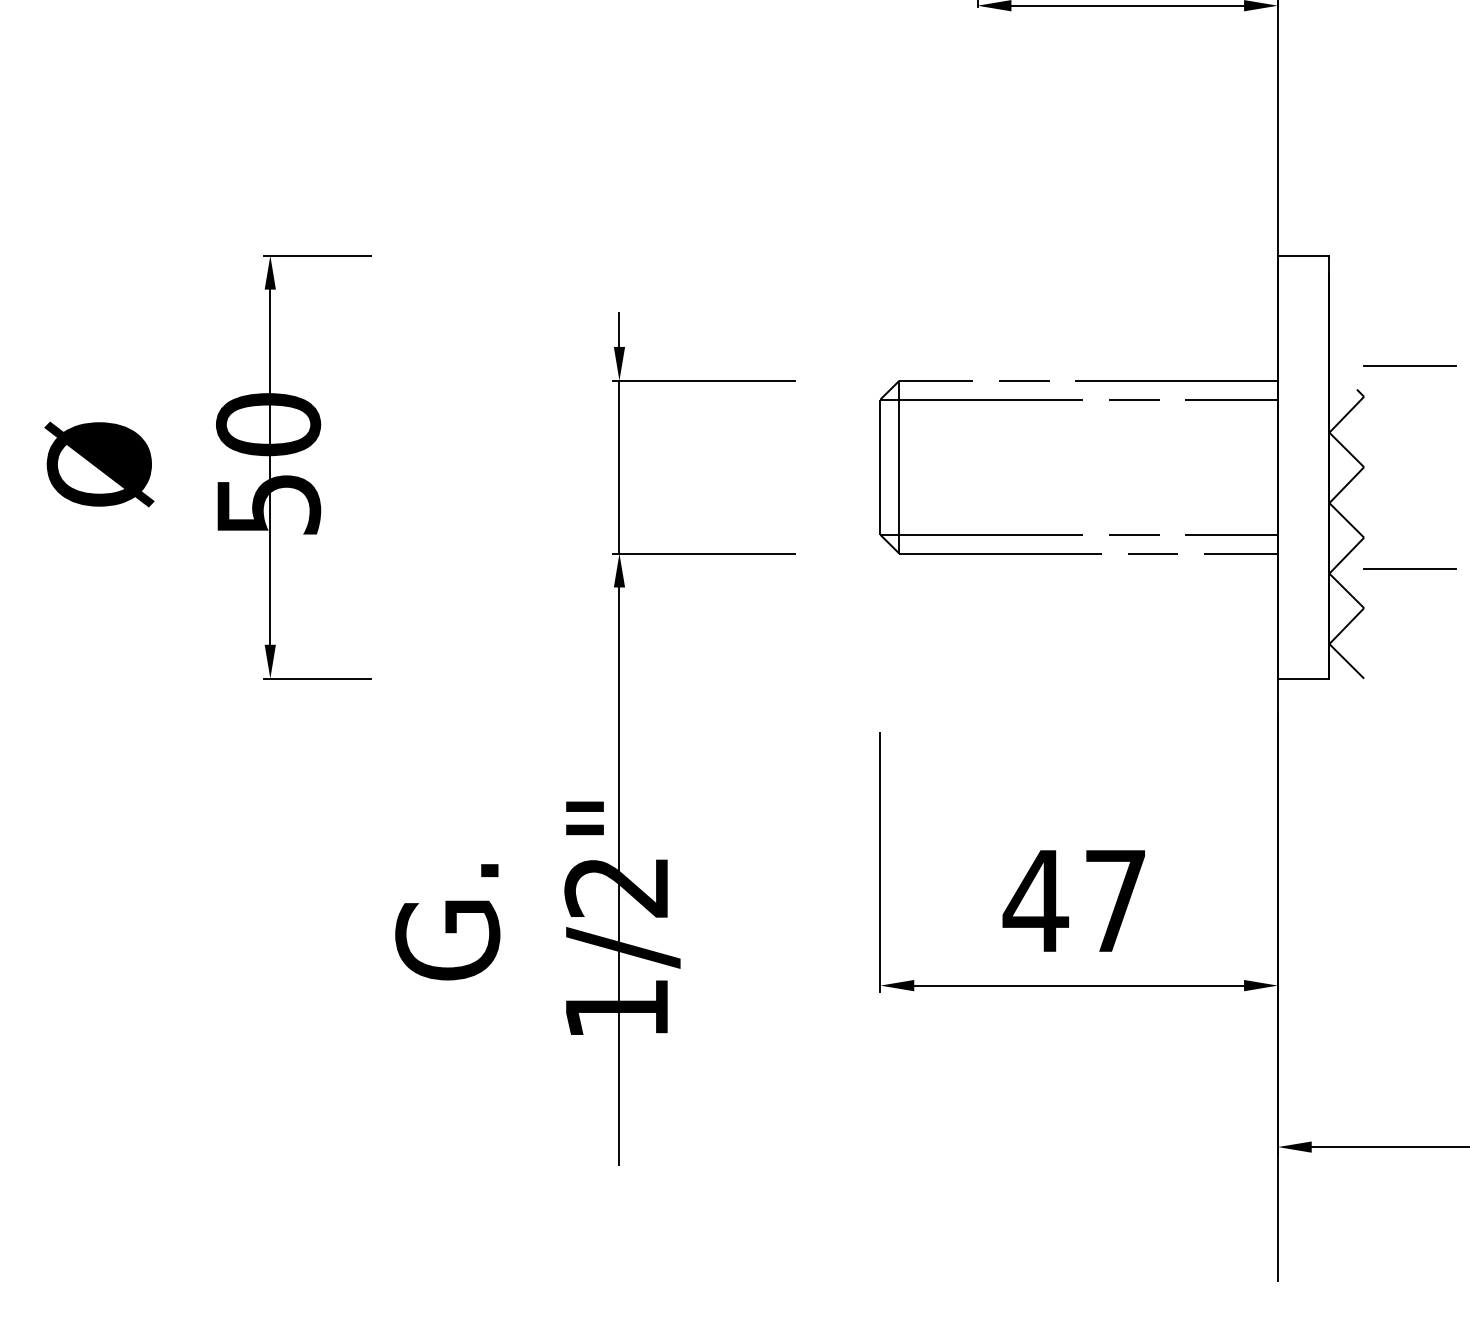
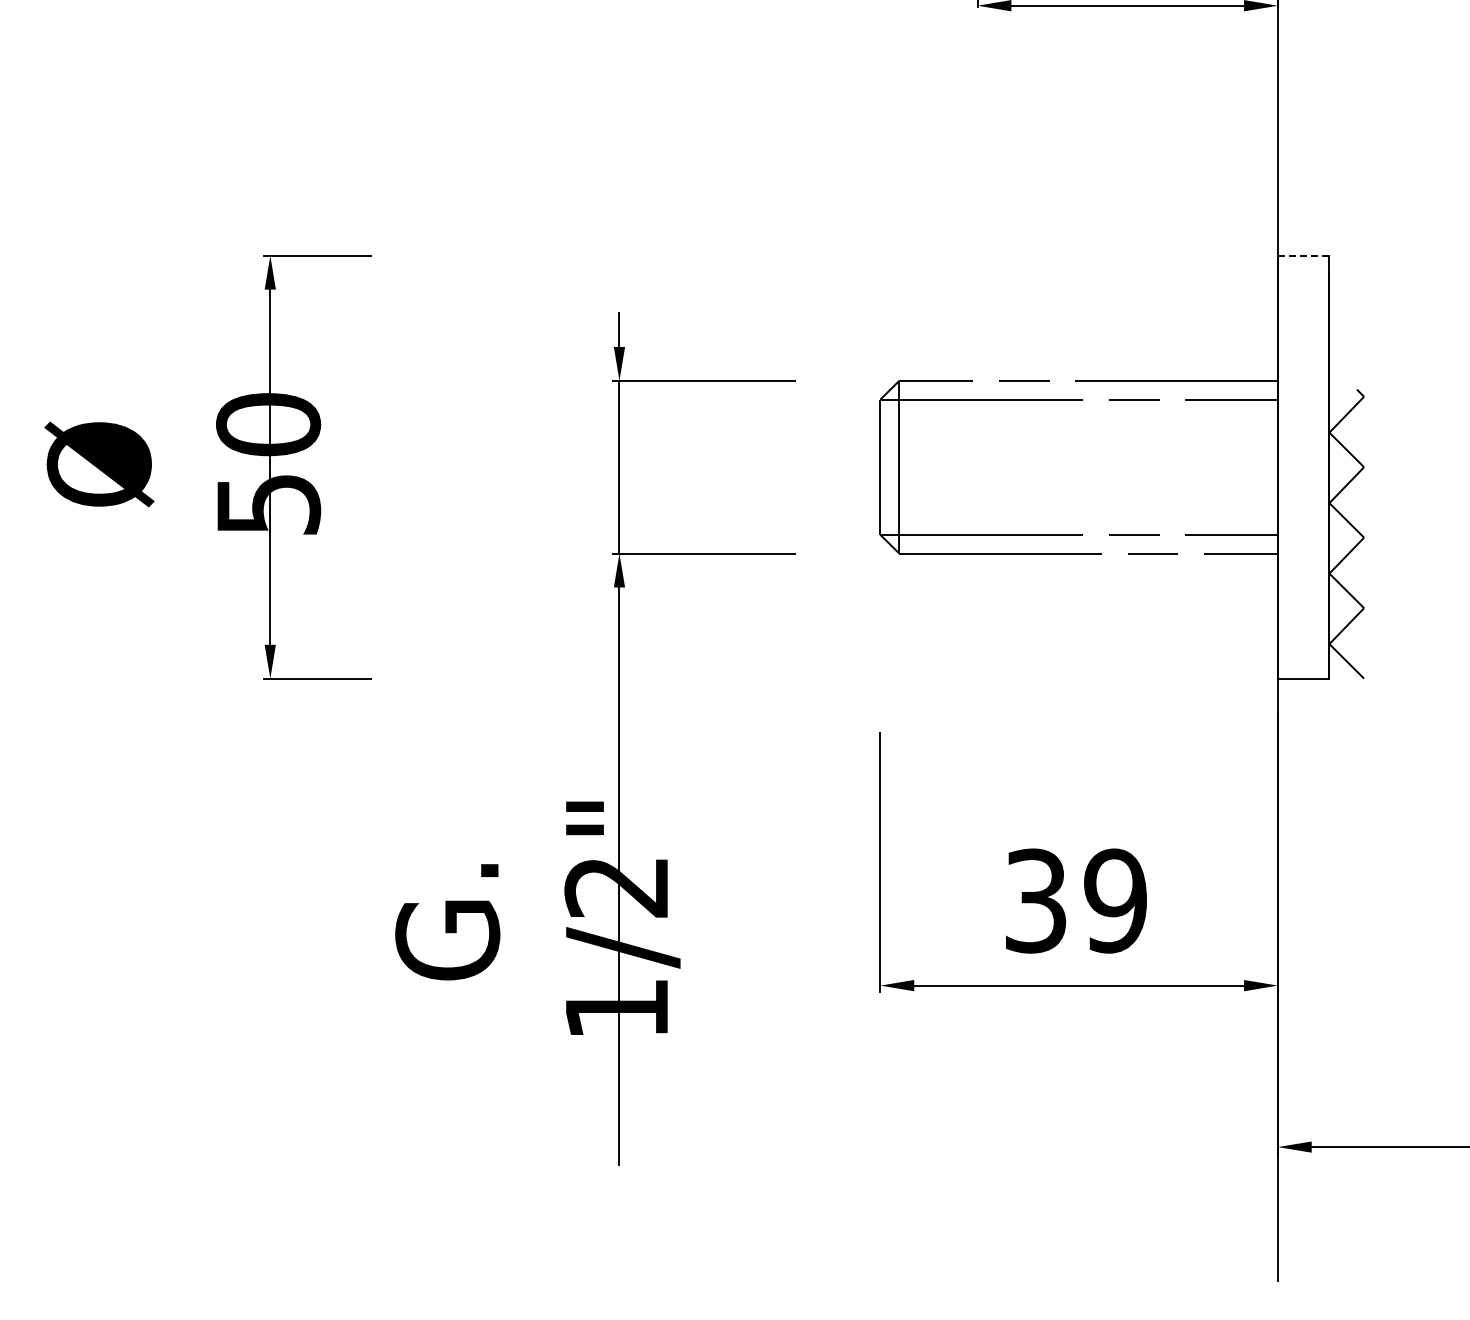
line: solid -> dashed (1302, 255)
line: present -> none (1409, 365)
line: present -> none (1409, 568)
text: 47 -> 39 (1074, 900)
